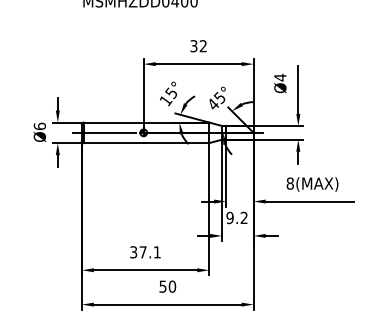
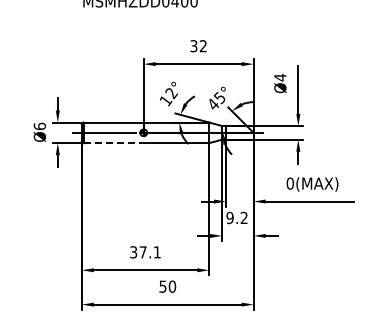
text: 15° -> 12° (171, 93)
line: solid -> dashed (114, 143)
text: 8(MAX) -> 0(MAX) (289, 183)
